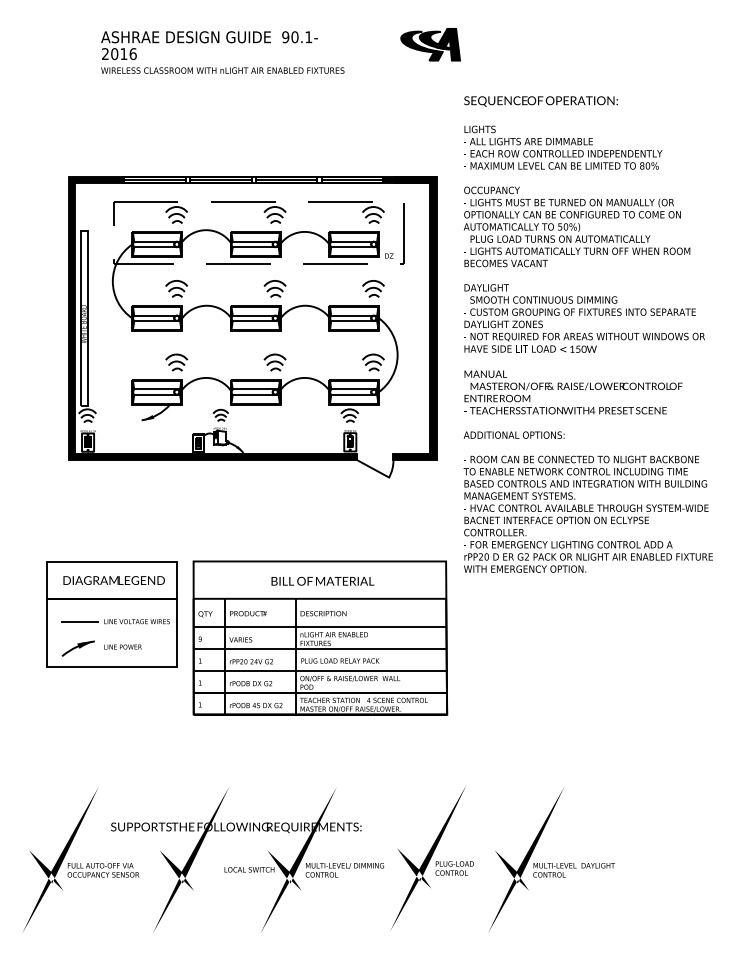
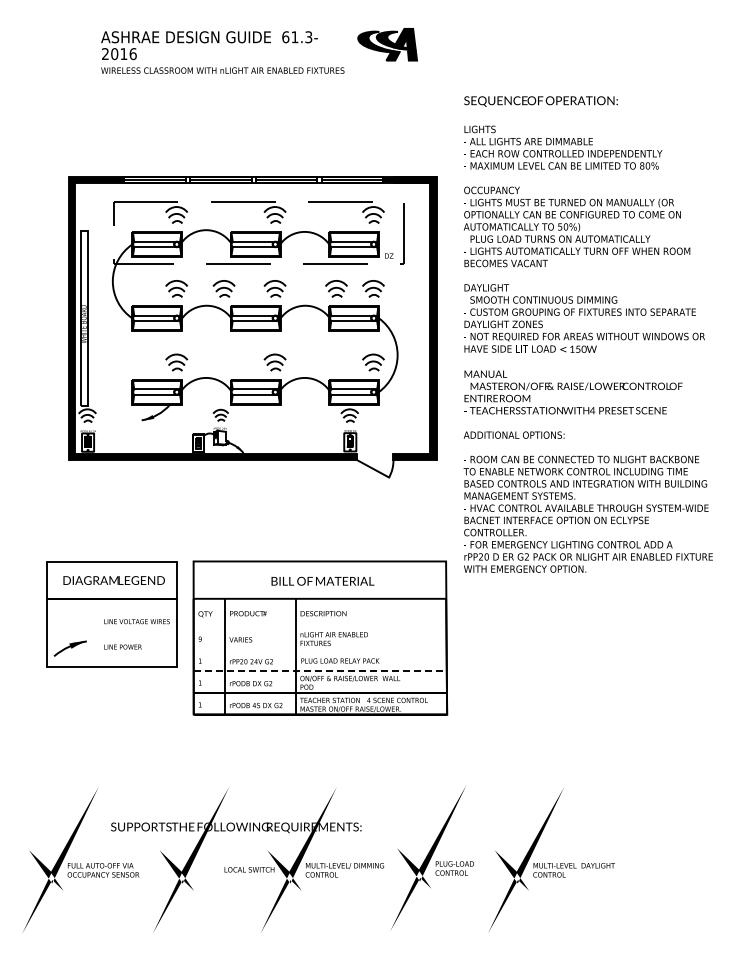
text: 90.1- -> 61.3- (297, 37)
part position: (430, 44) -> (387, 44) (387, 44)
part: none -> present (223, 288)
part: none -> present (336, 288)
line: present -> none (80, 621)
line: present -> none (319, 626)
part position: (77, 648) -> (69, 648) (69, 648)
line: present -> none (319, 648)
line: solid -> dashed (320, 670)
